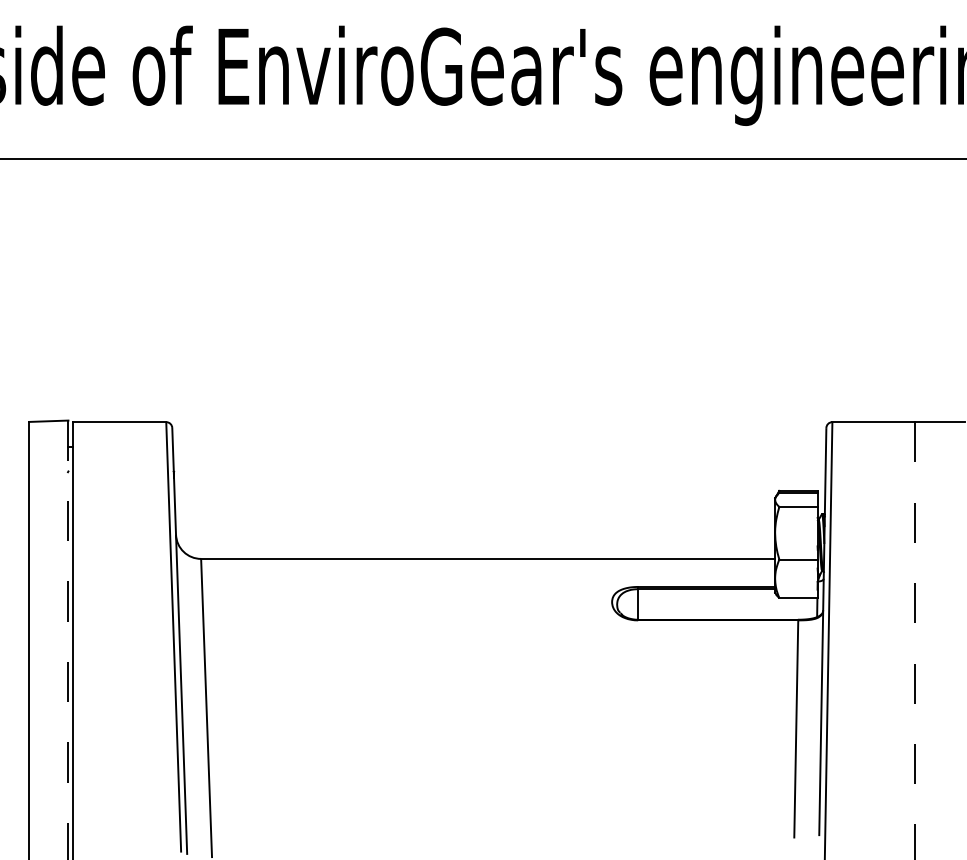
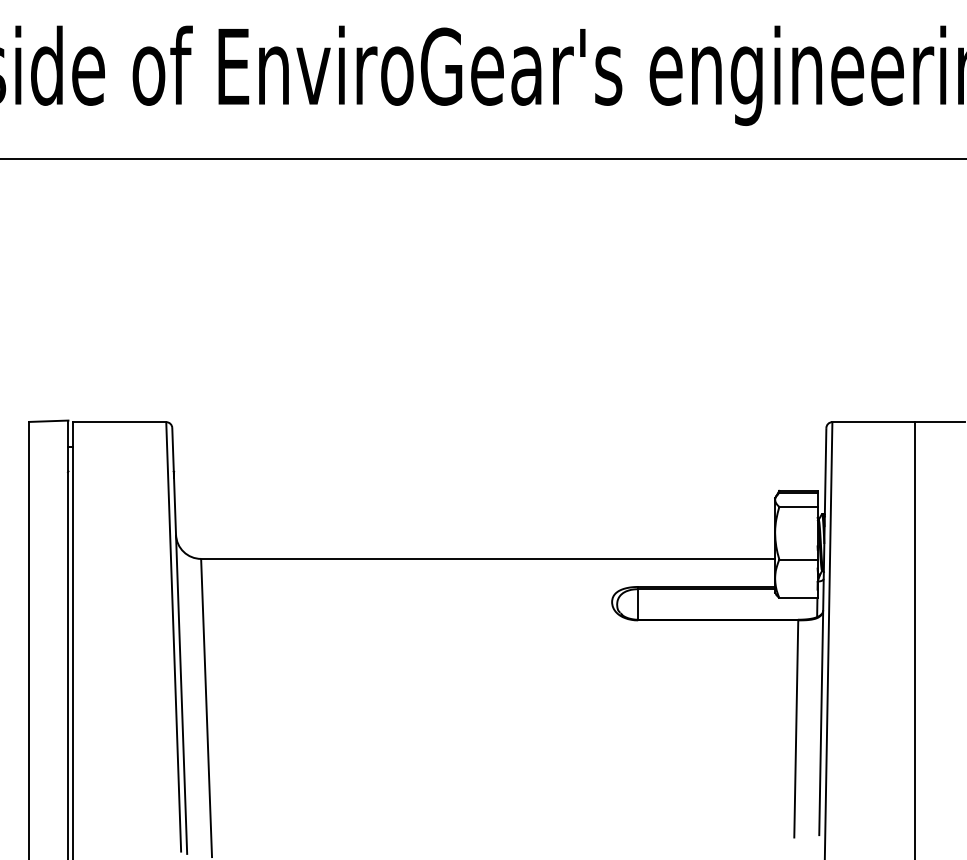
line: dashed -> solid (68, 640)
line: dashed -> solid (914, 640)
